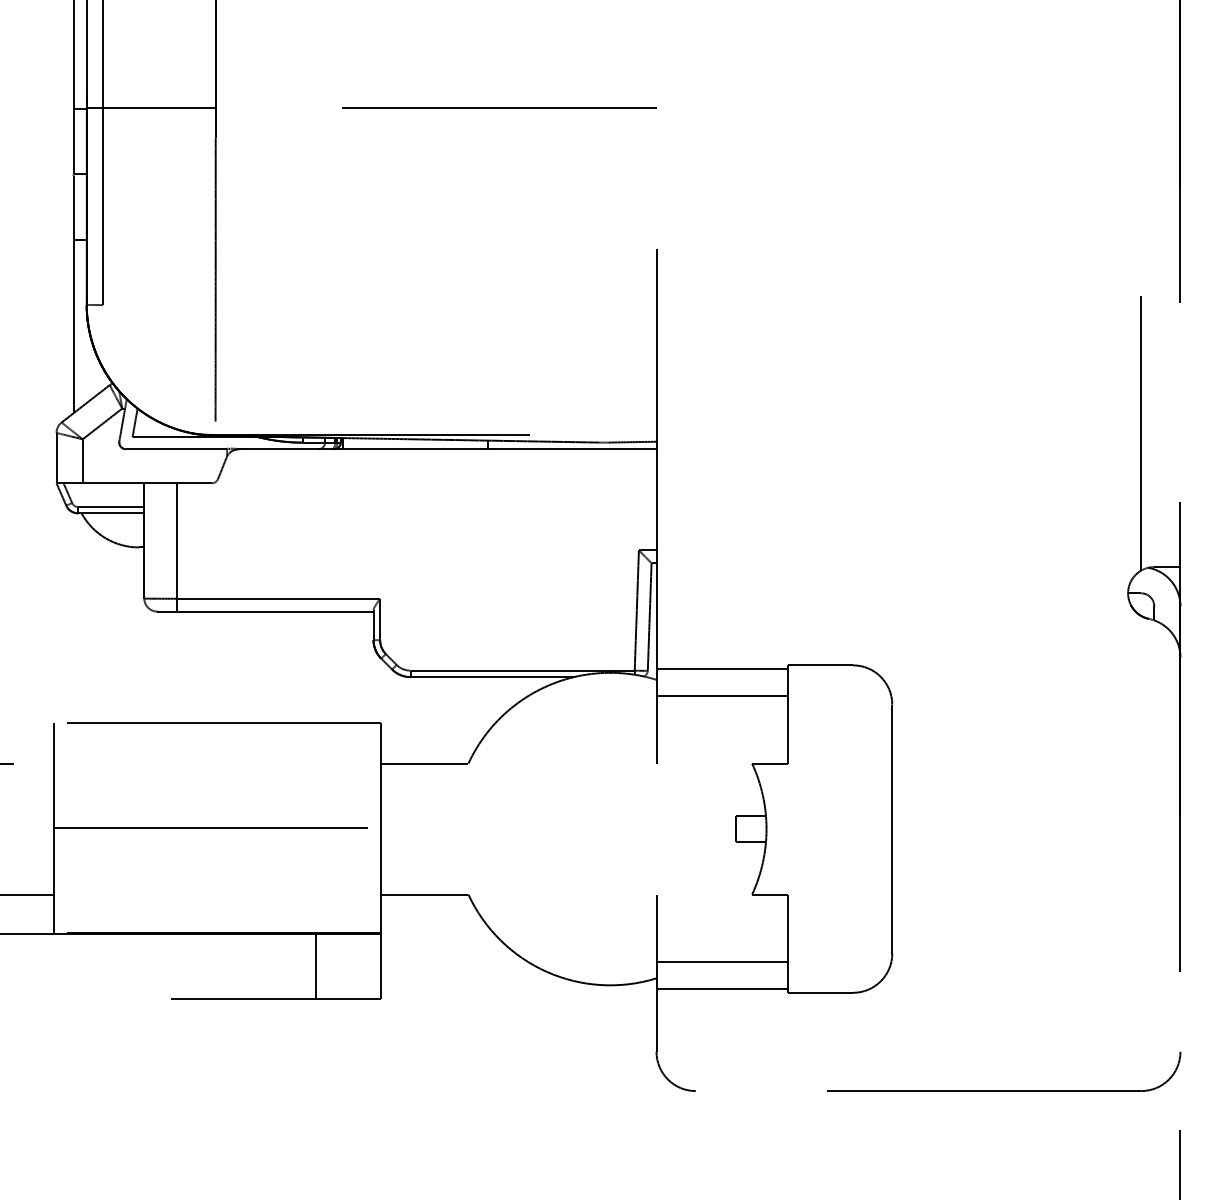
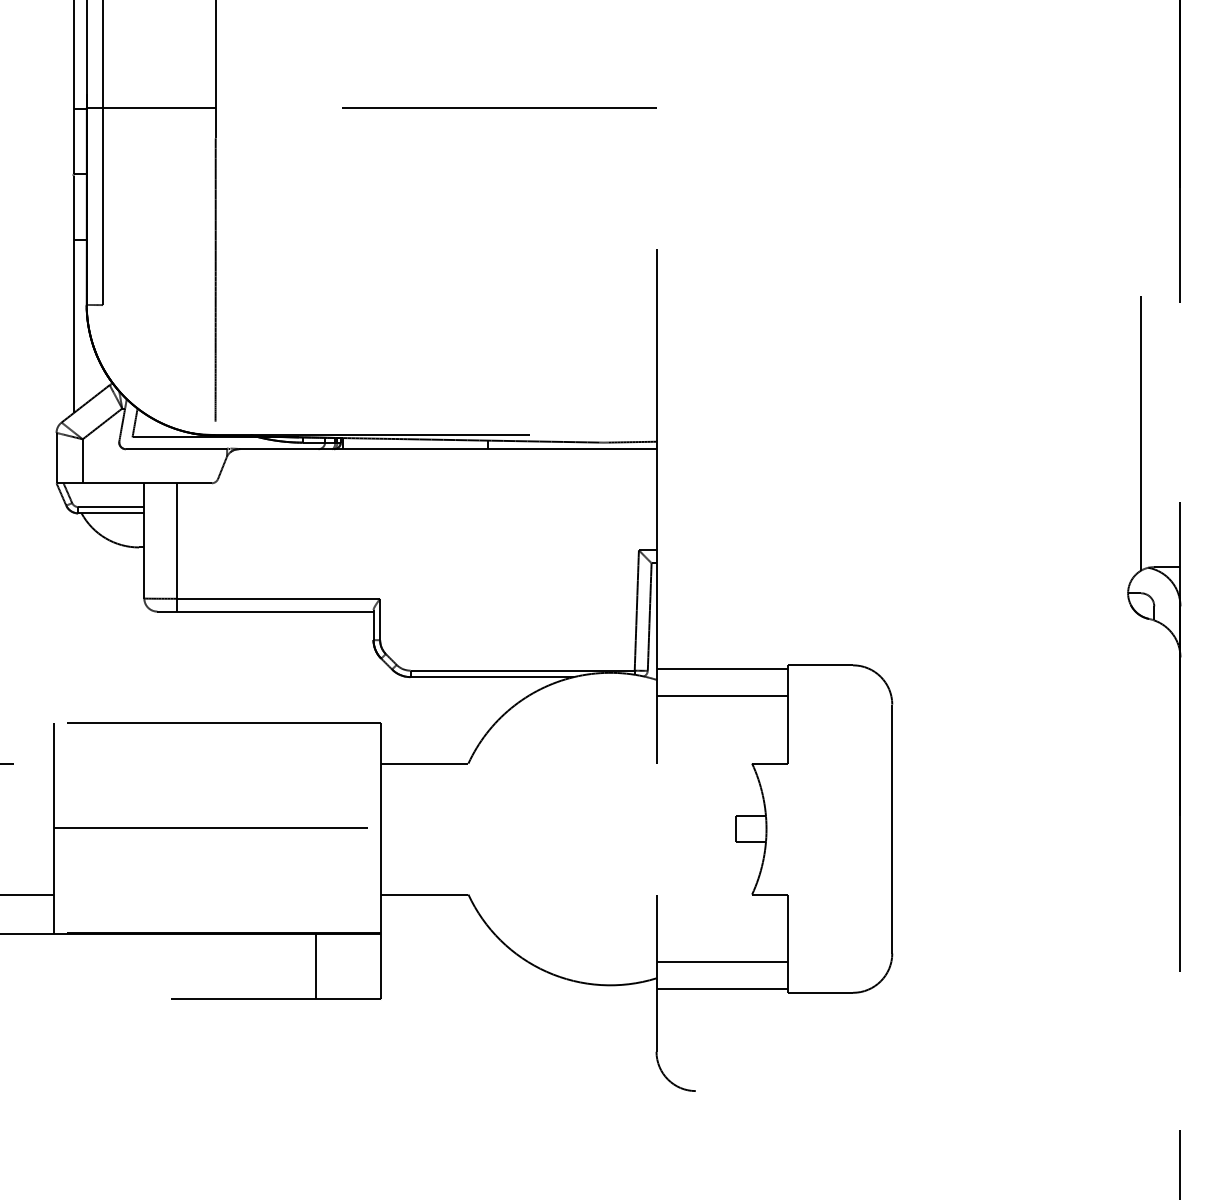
part: present -> none (1004, 1090)
